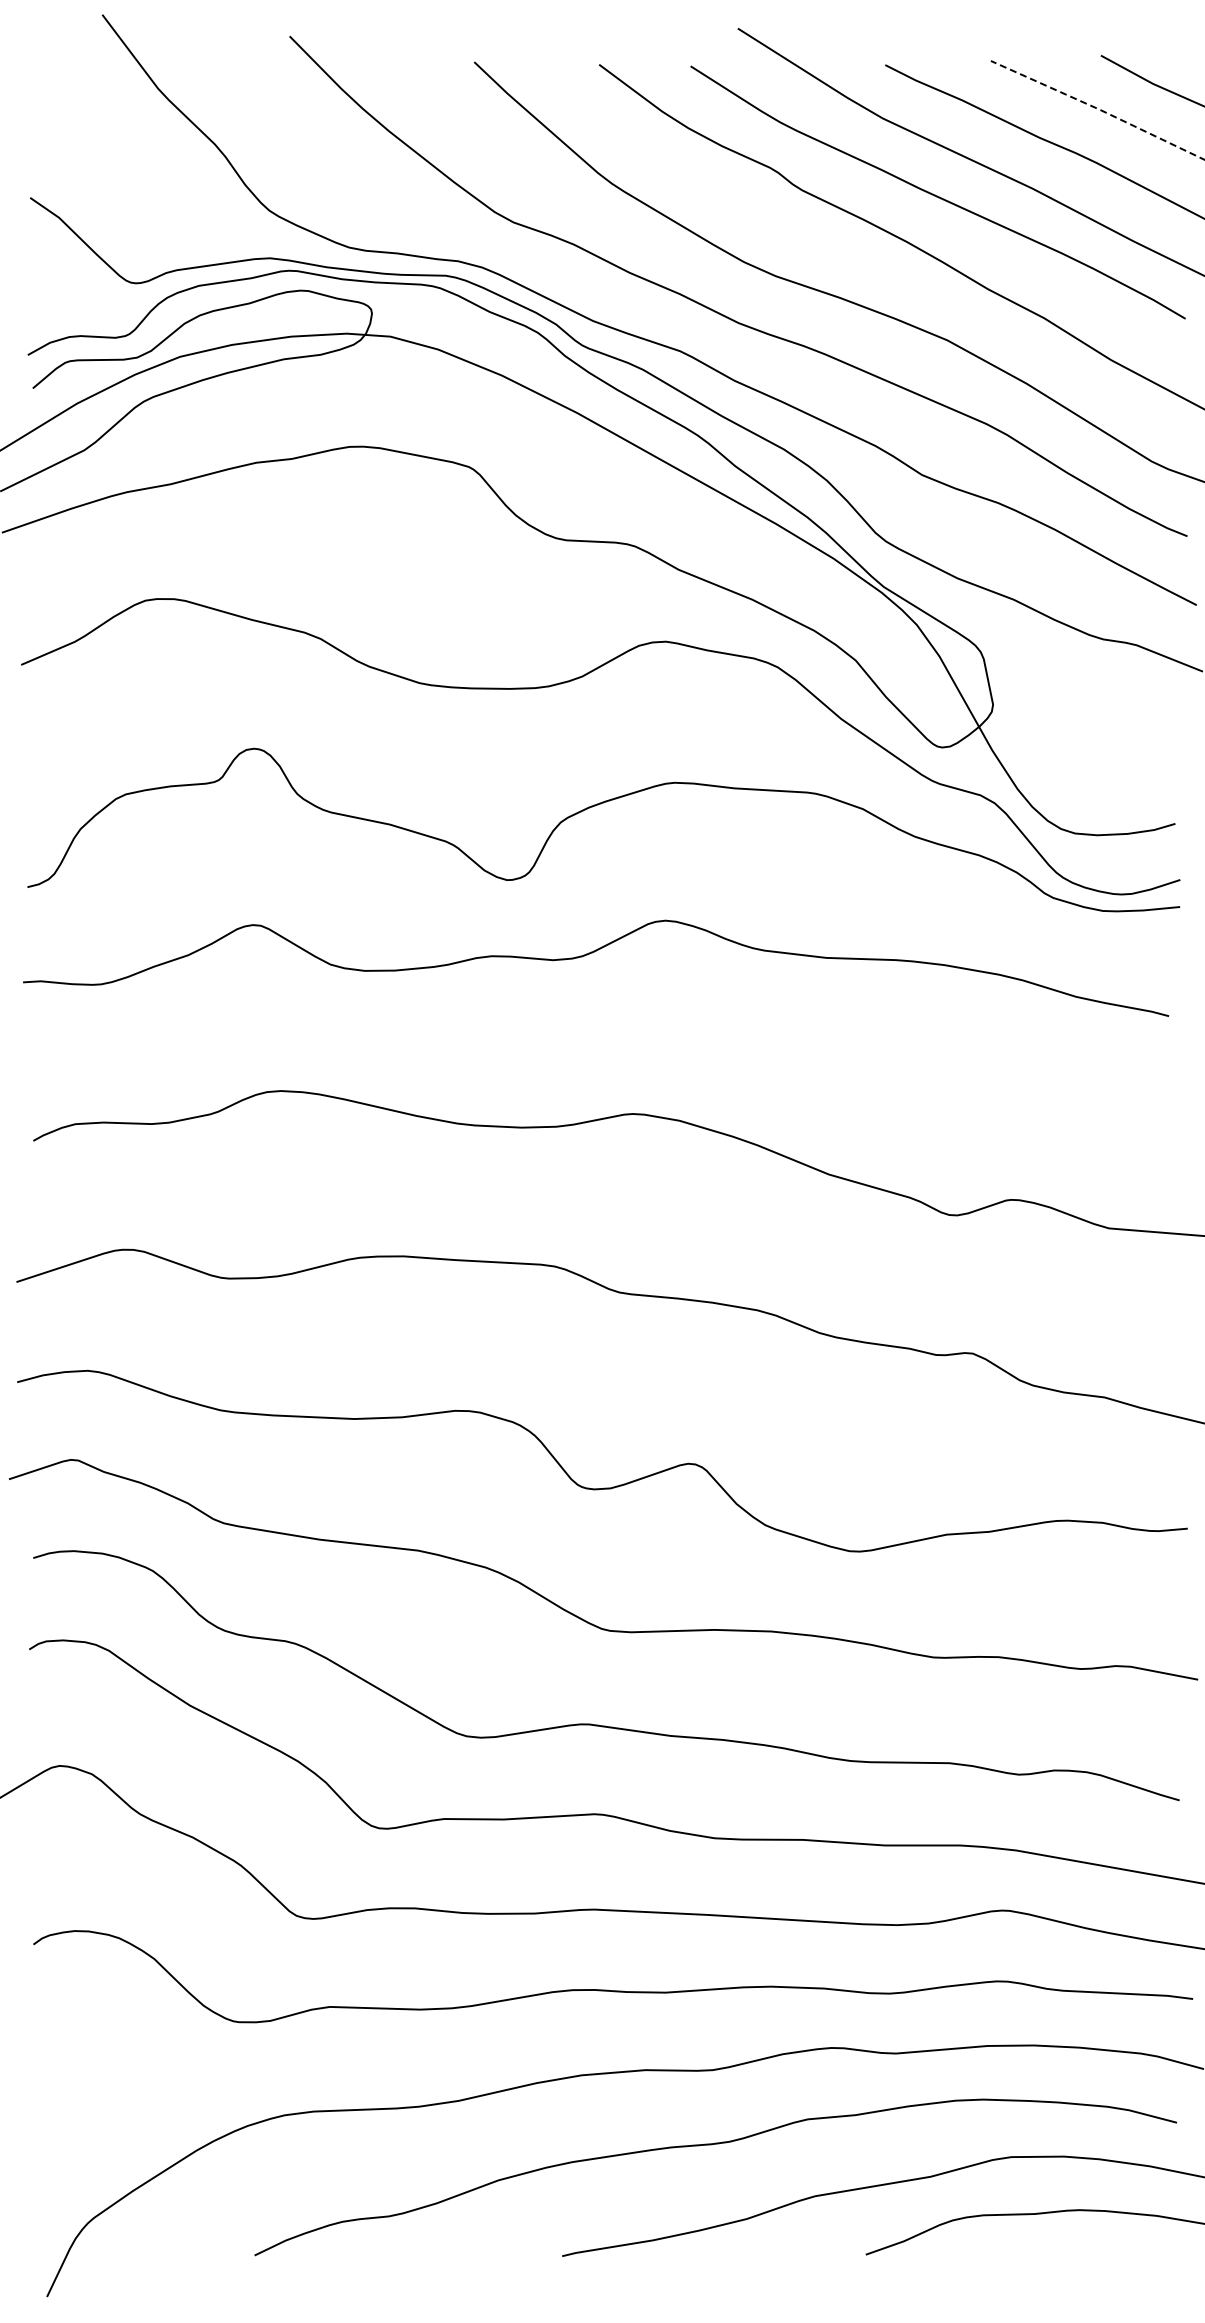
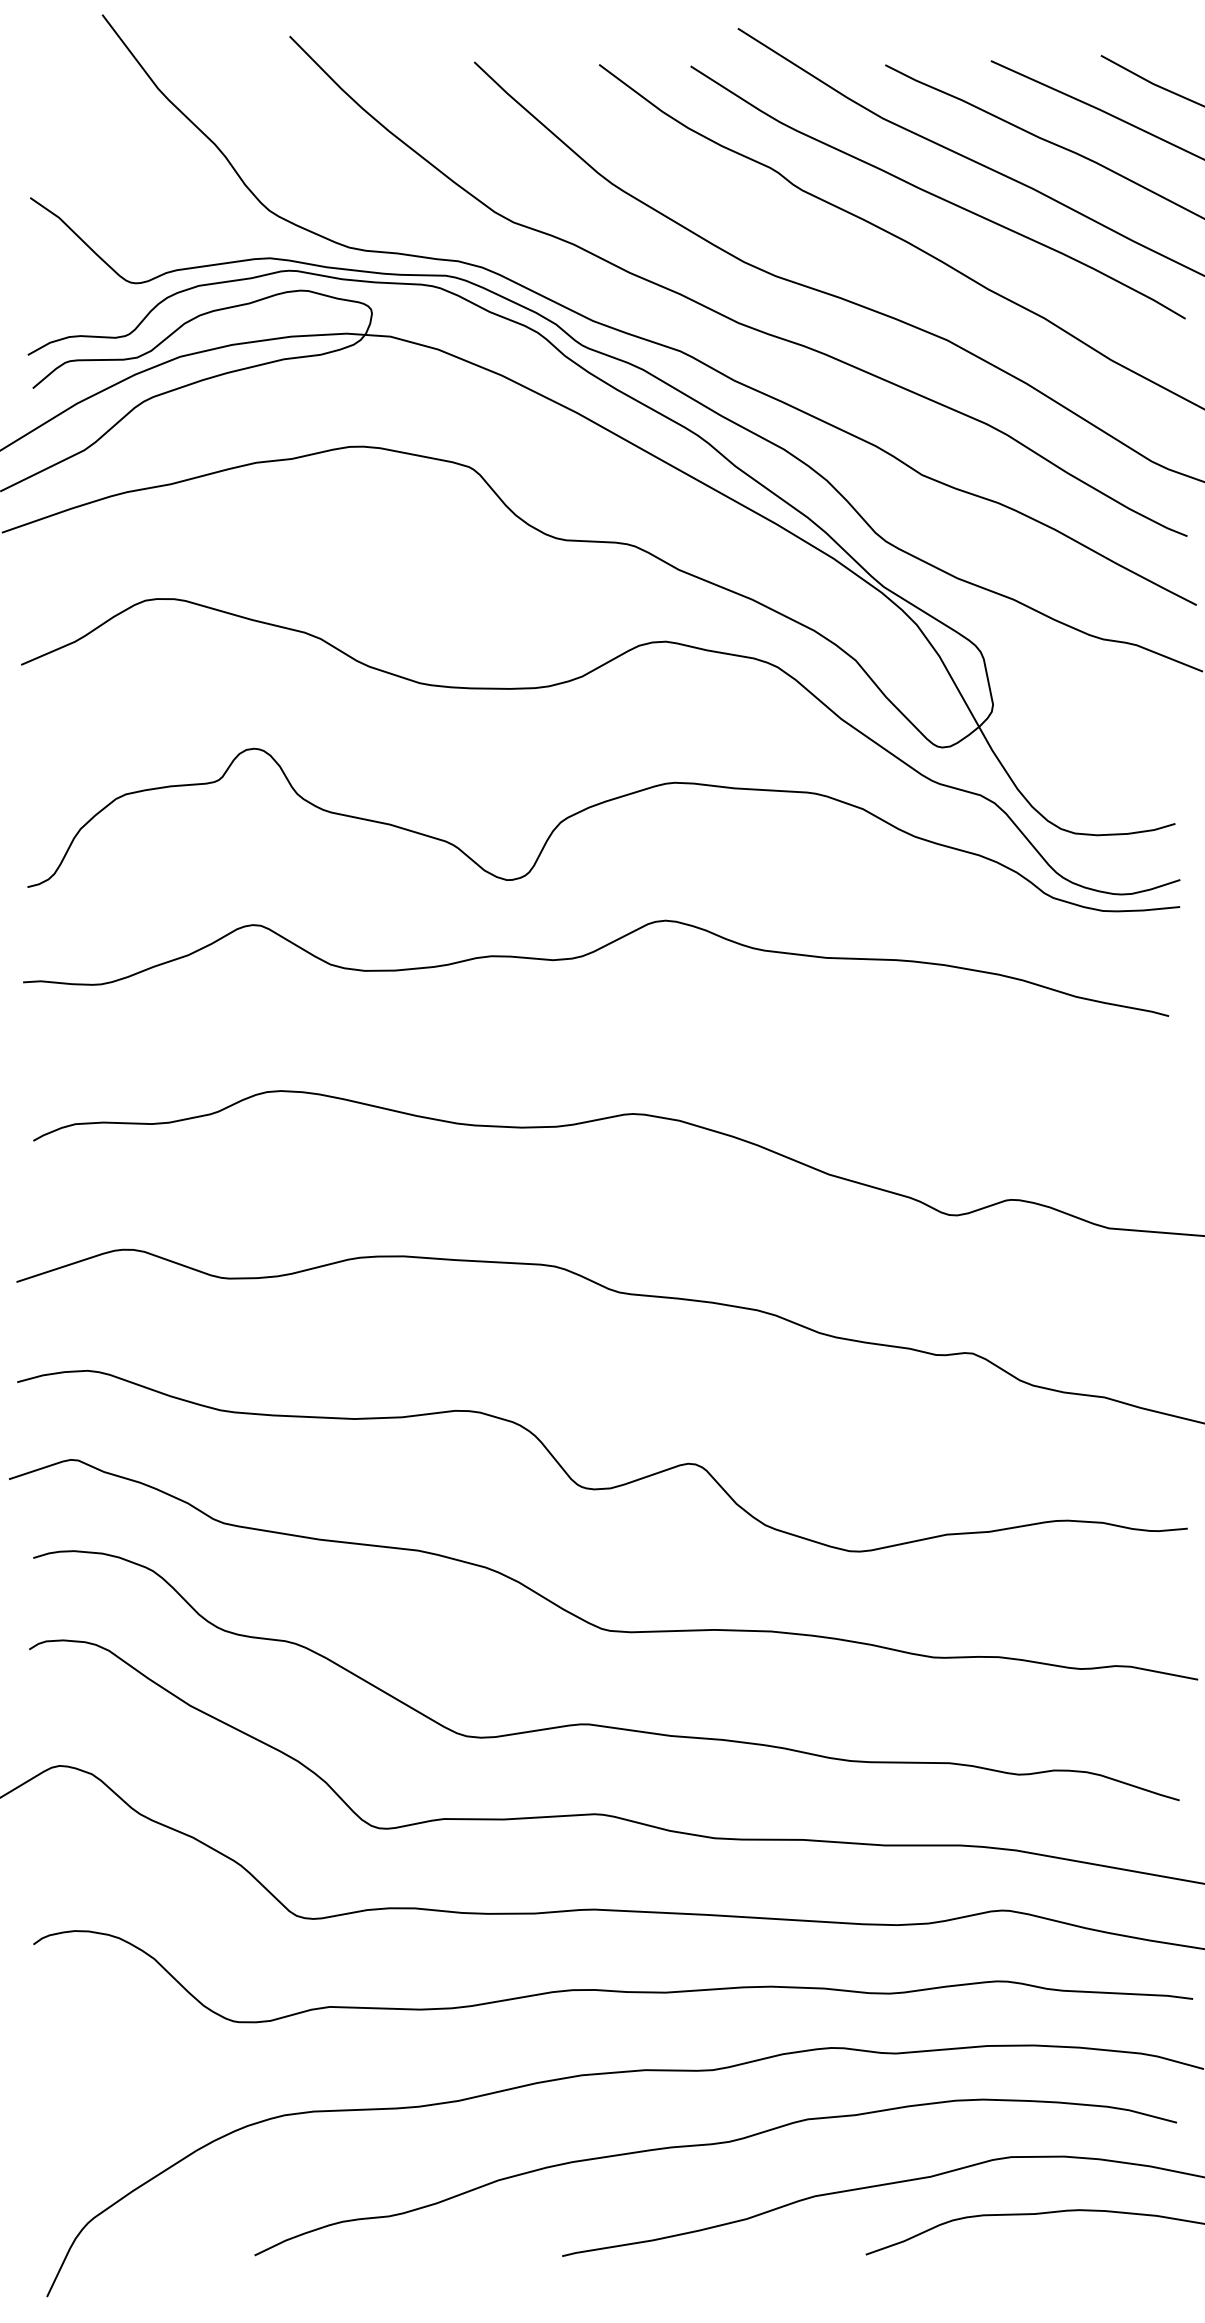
line: dashed -> solid (1097, 108)
